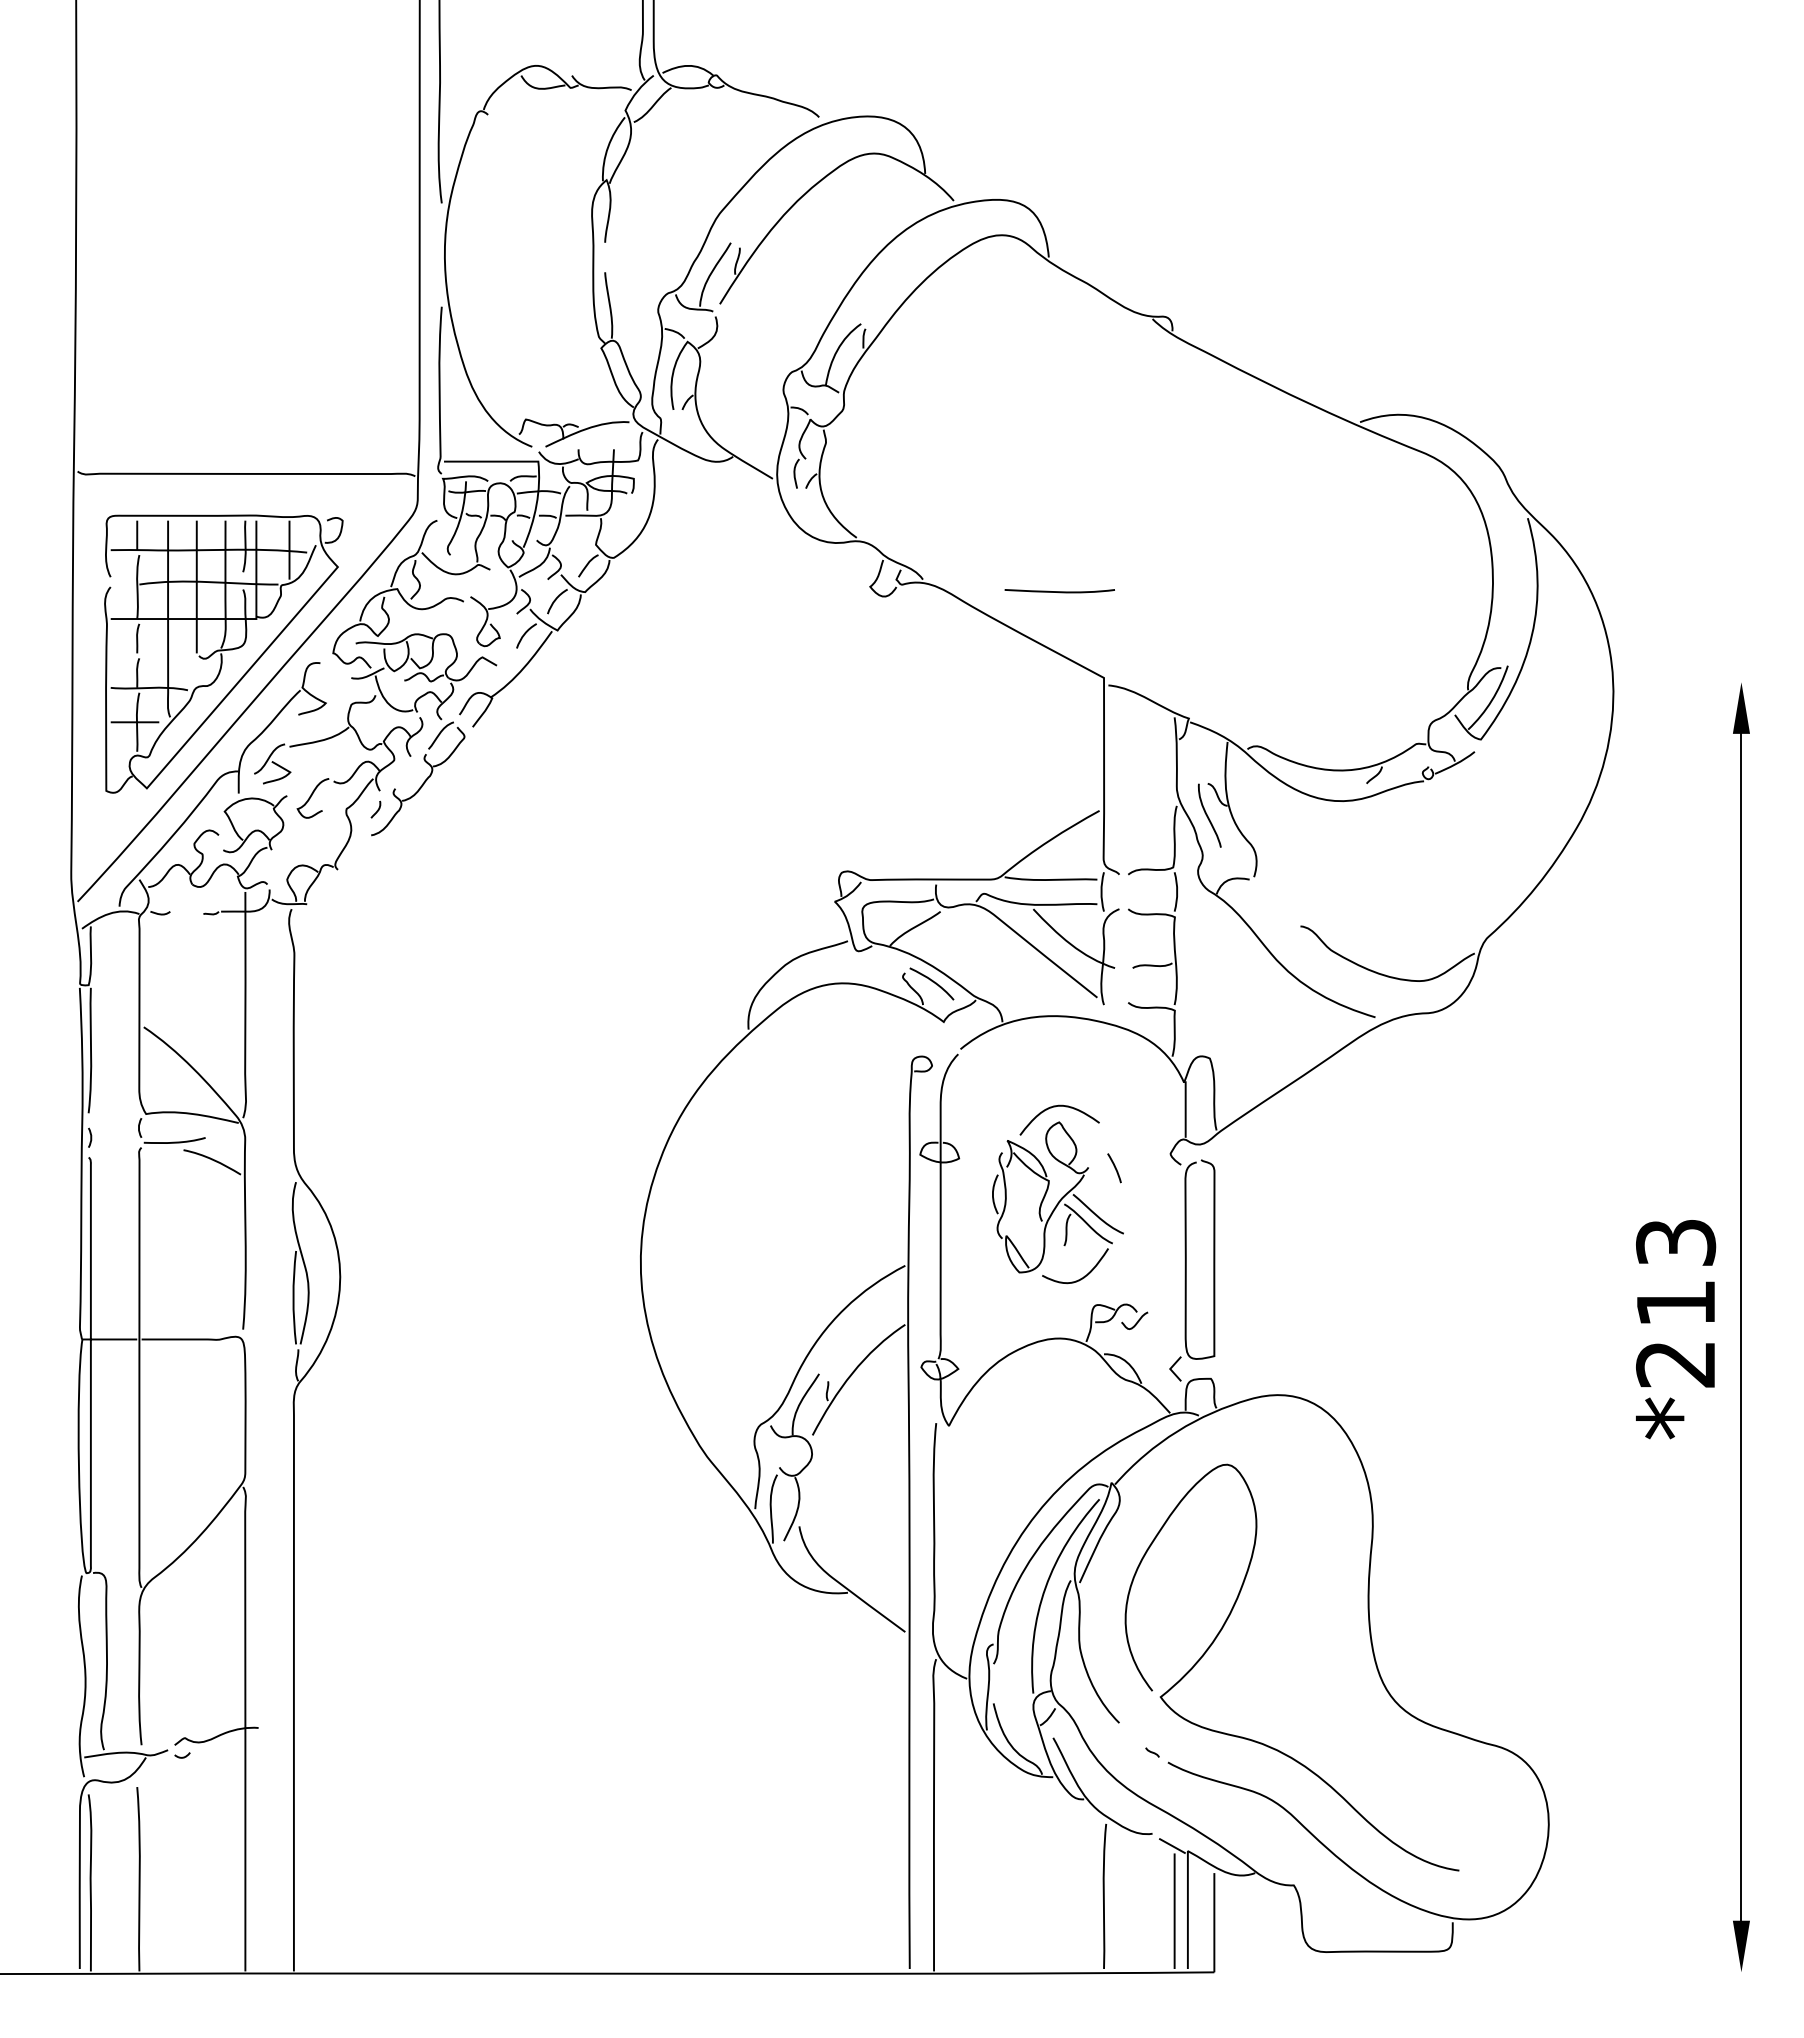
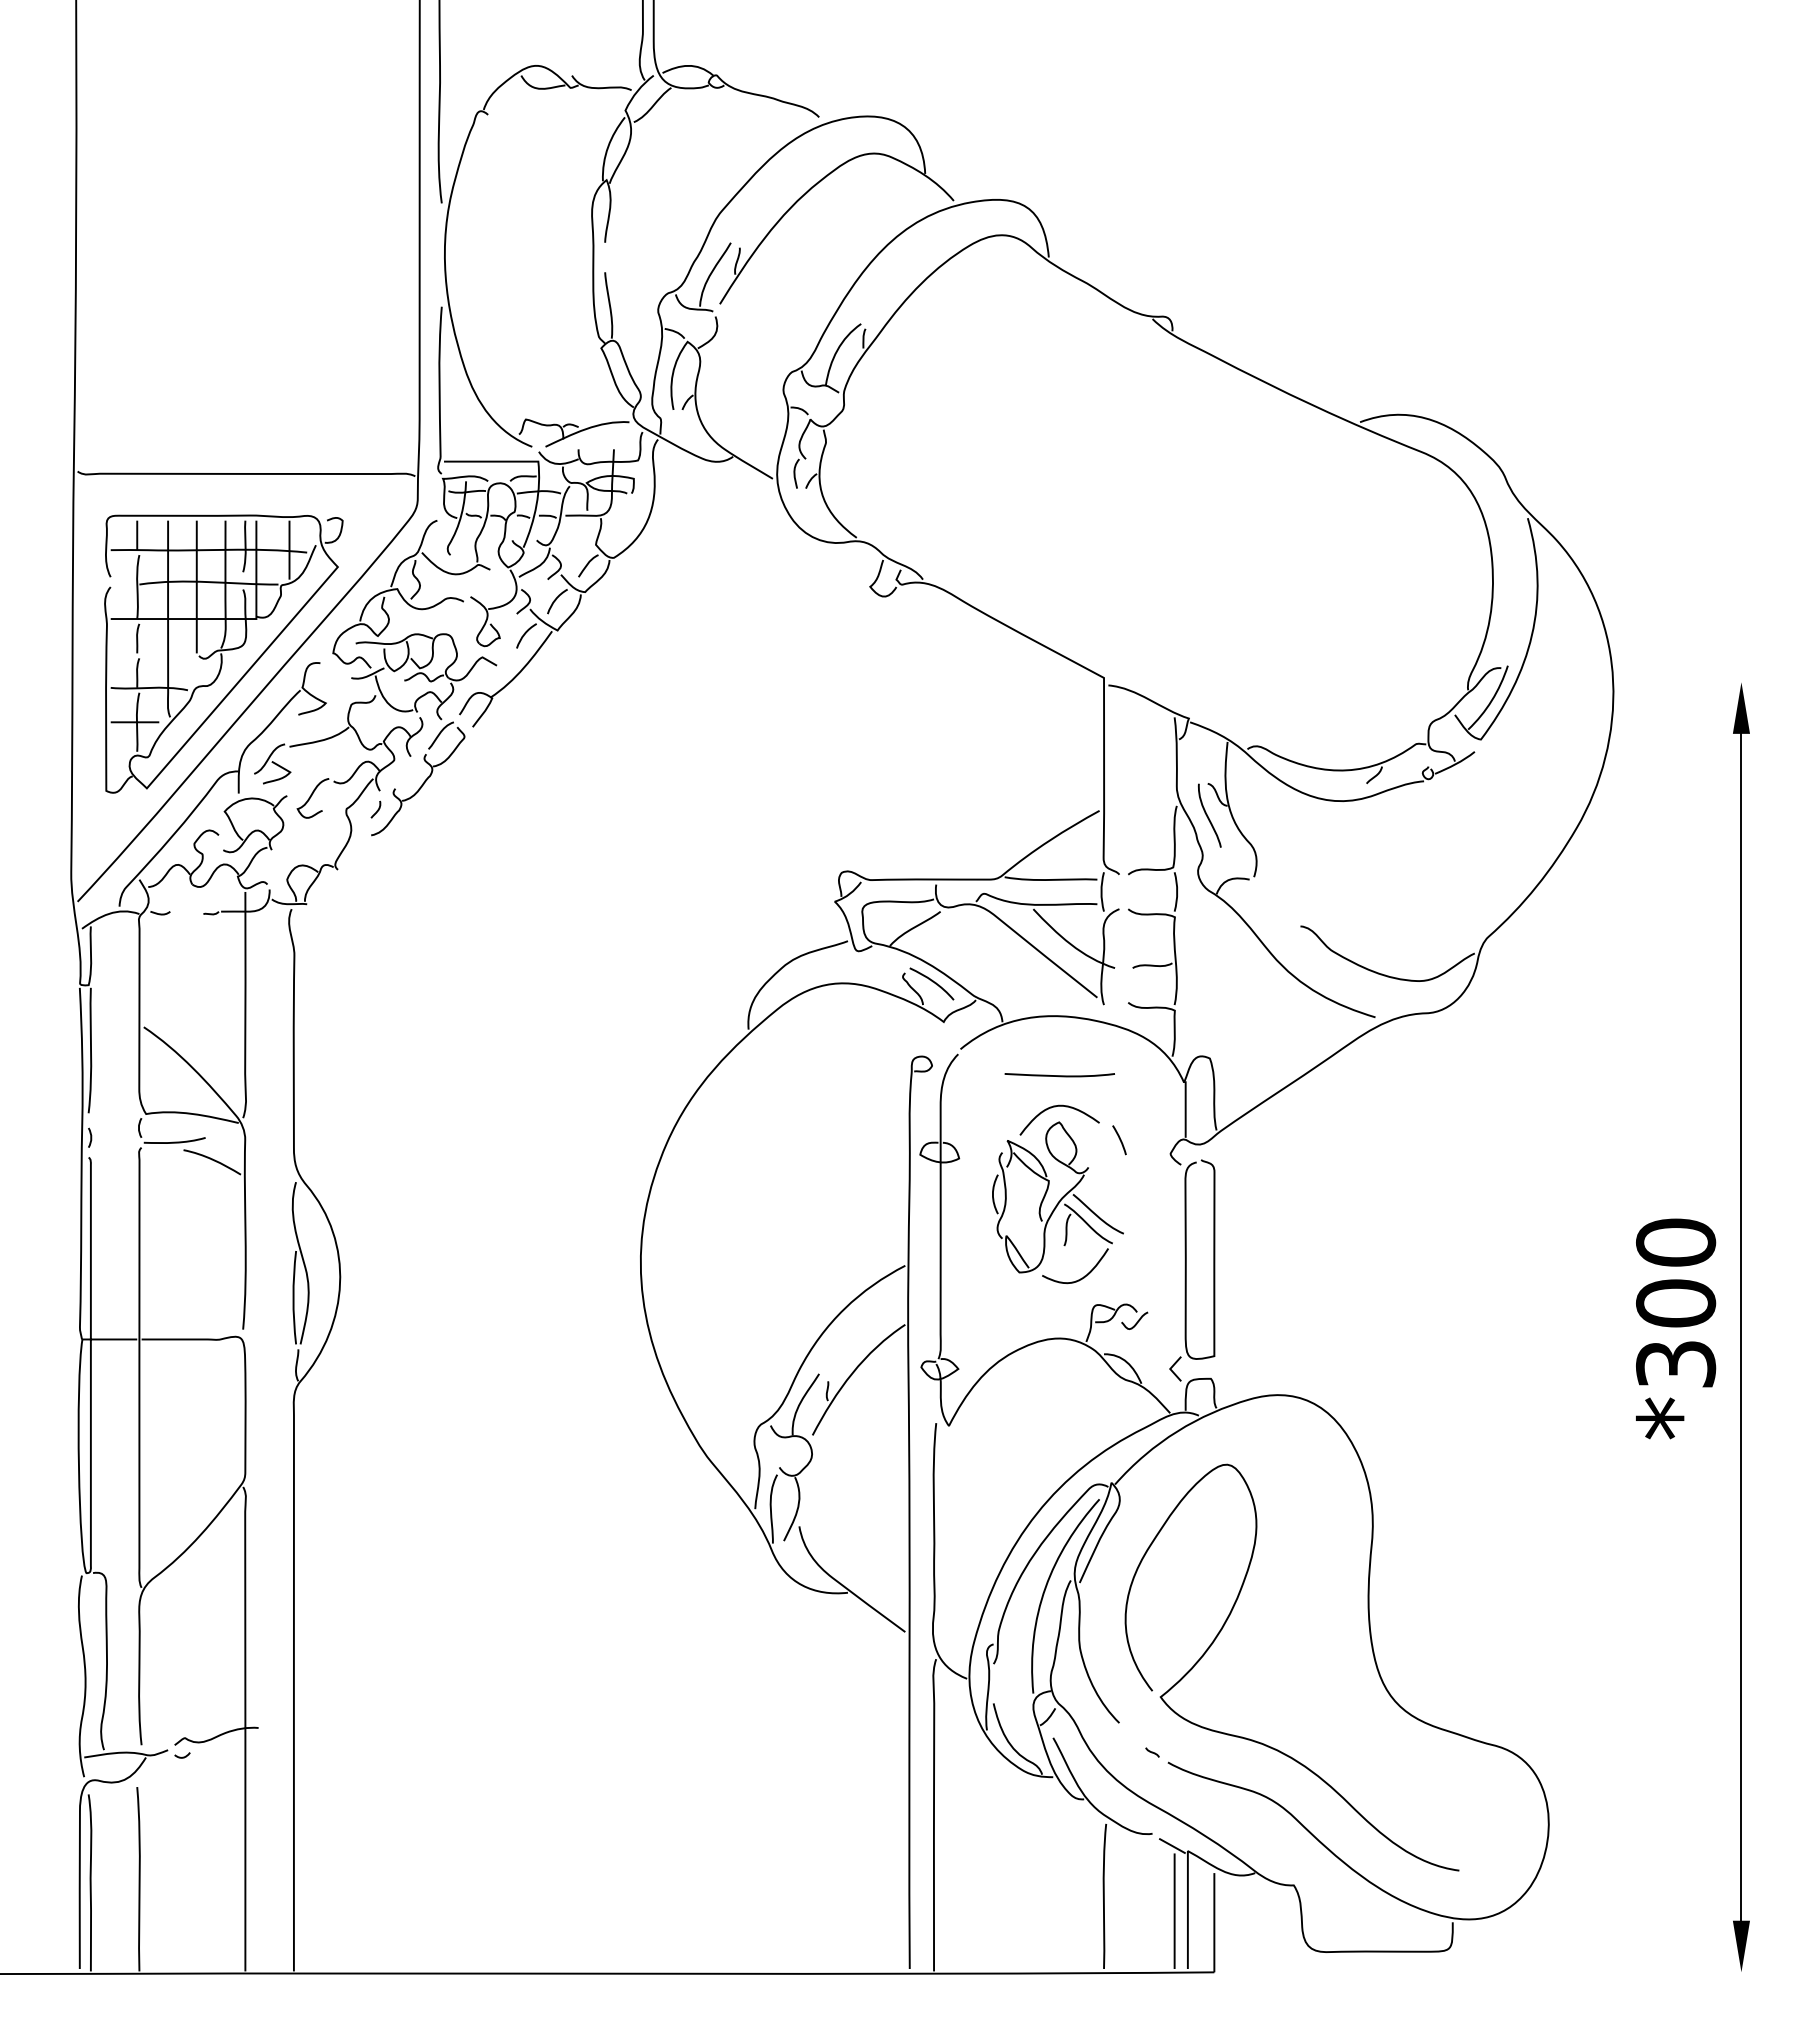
curve position: (1059, 591) -> (1059, 1075) (1059, 1075)
curve position: (1114, 1168) -> (1119, 1140) (1119, 1140)
text: *213 -> *300 (1676, 1302)
